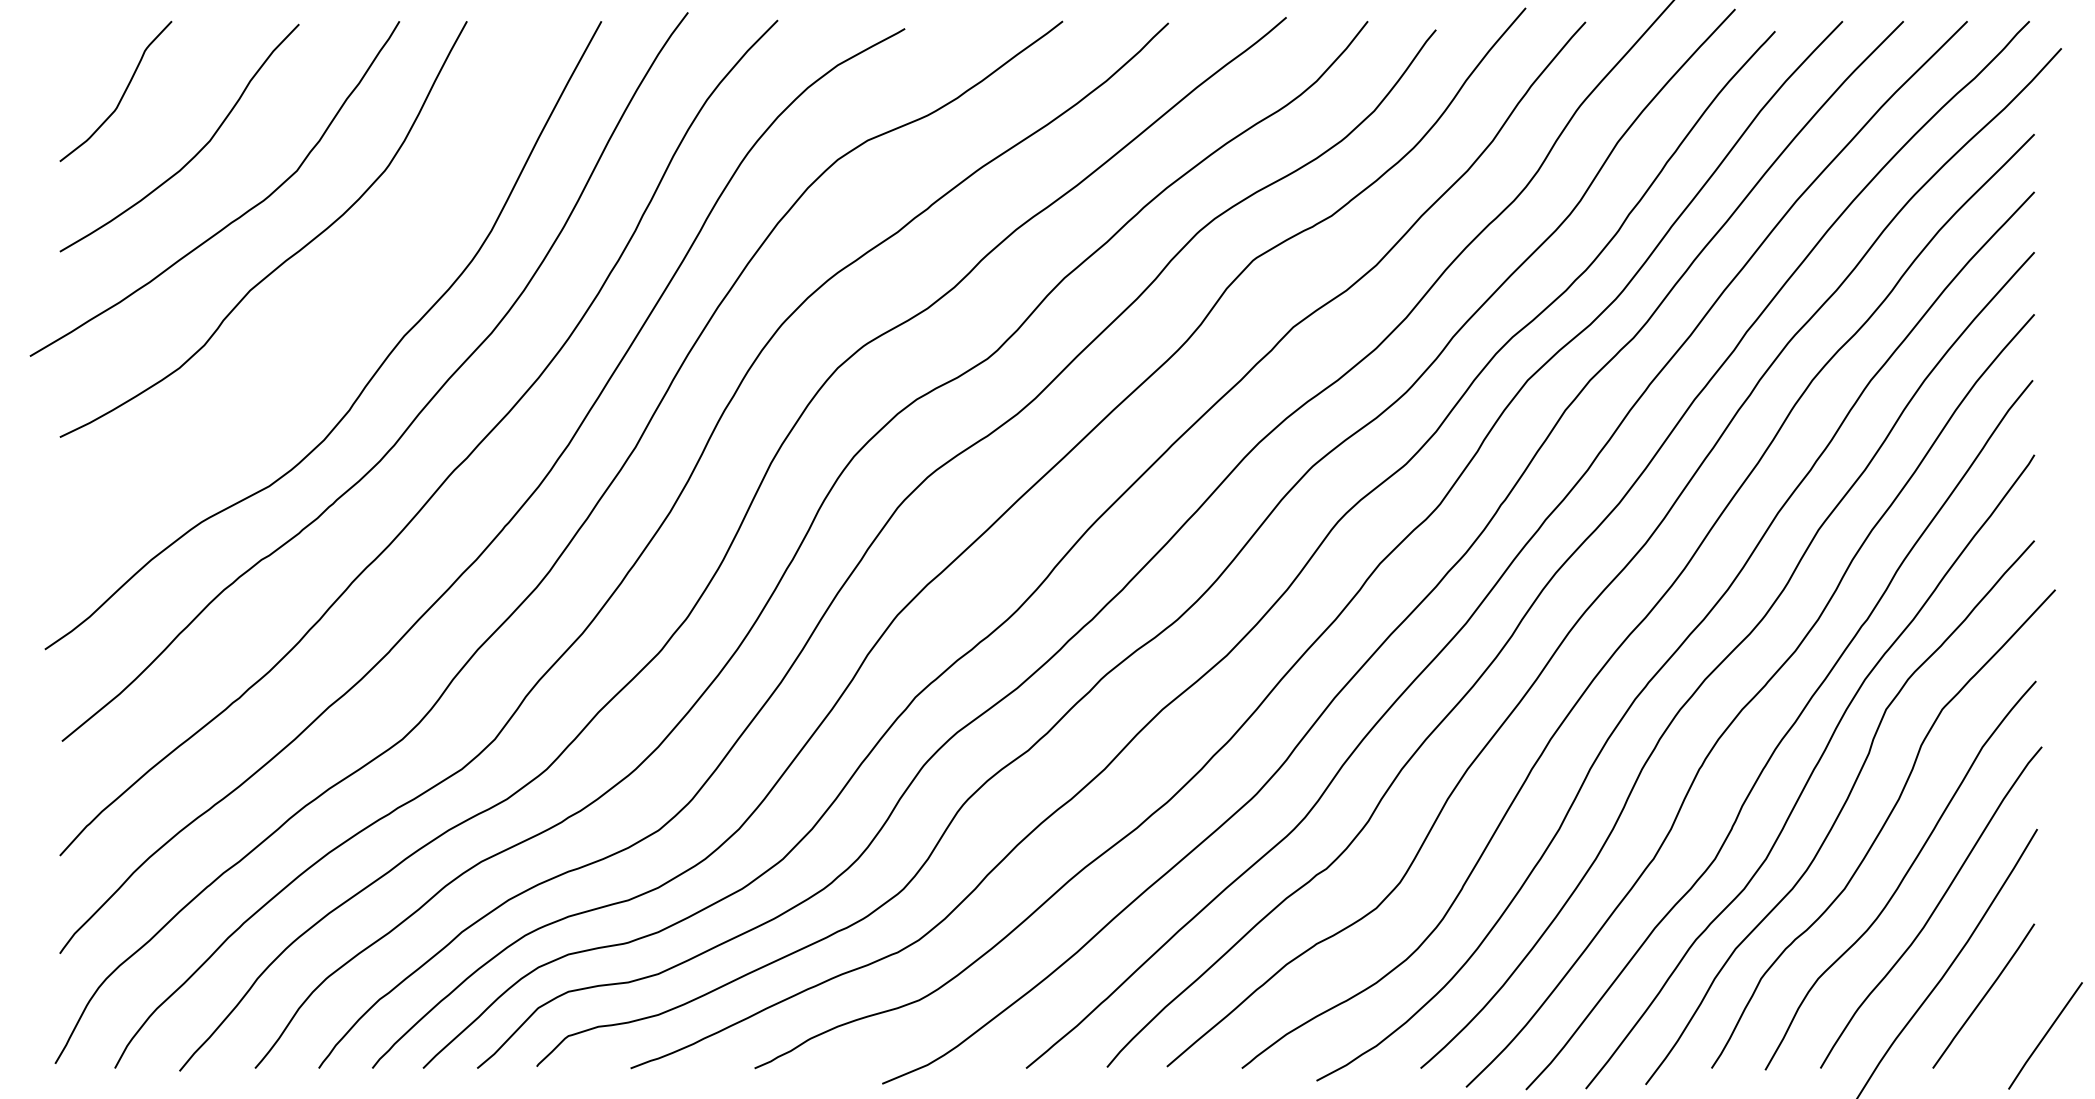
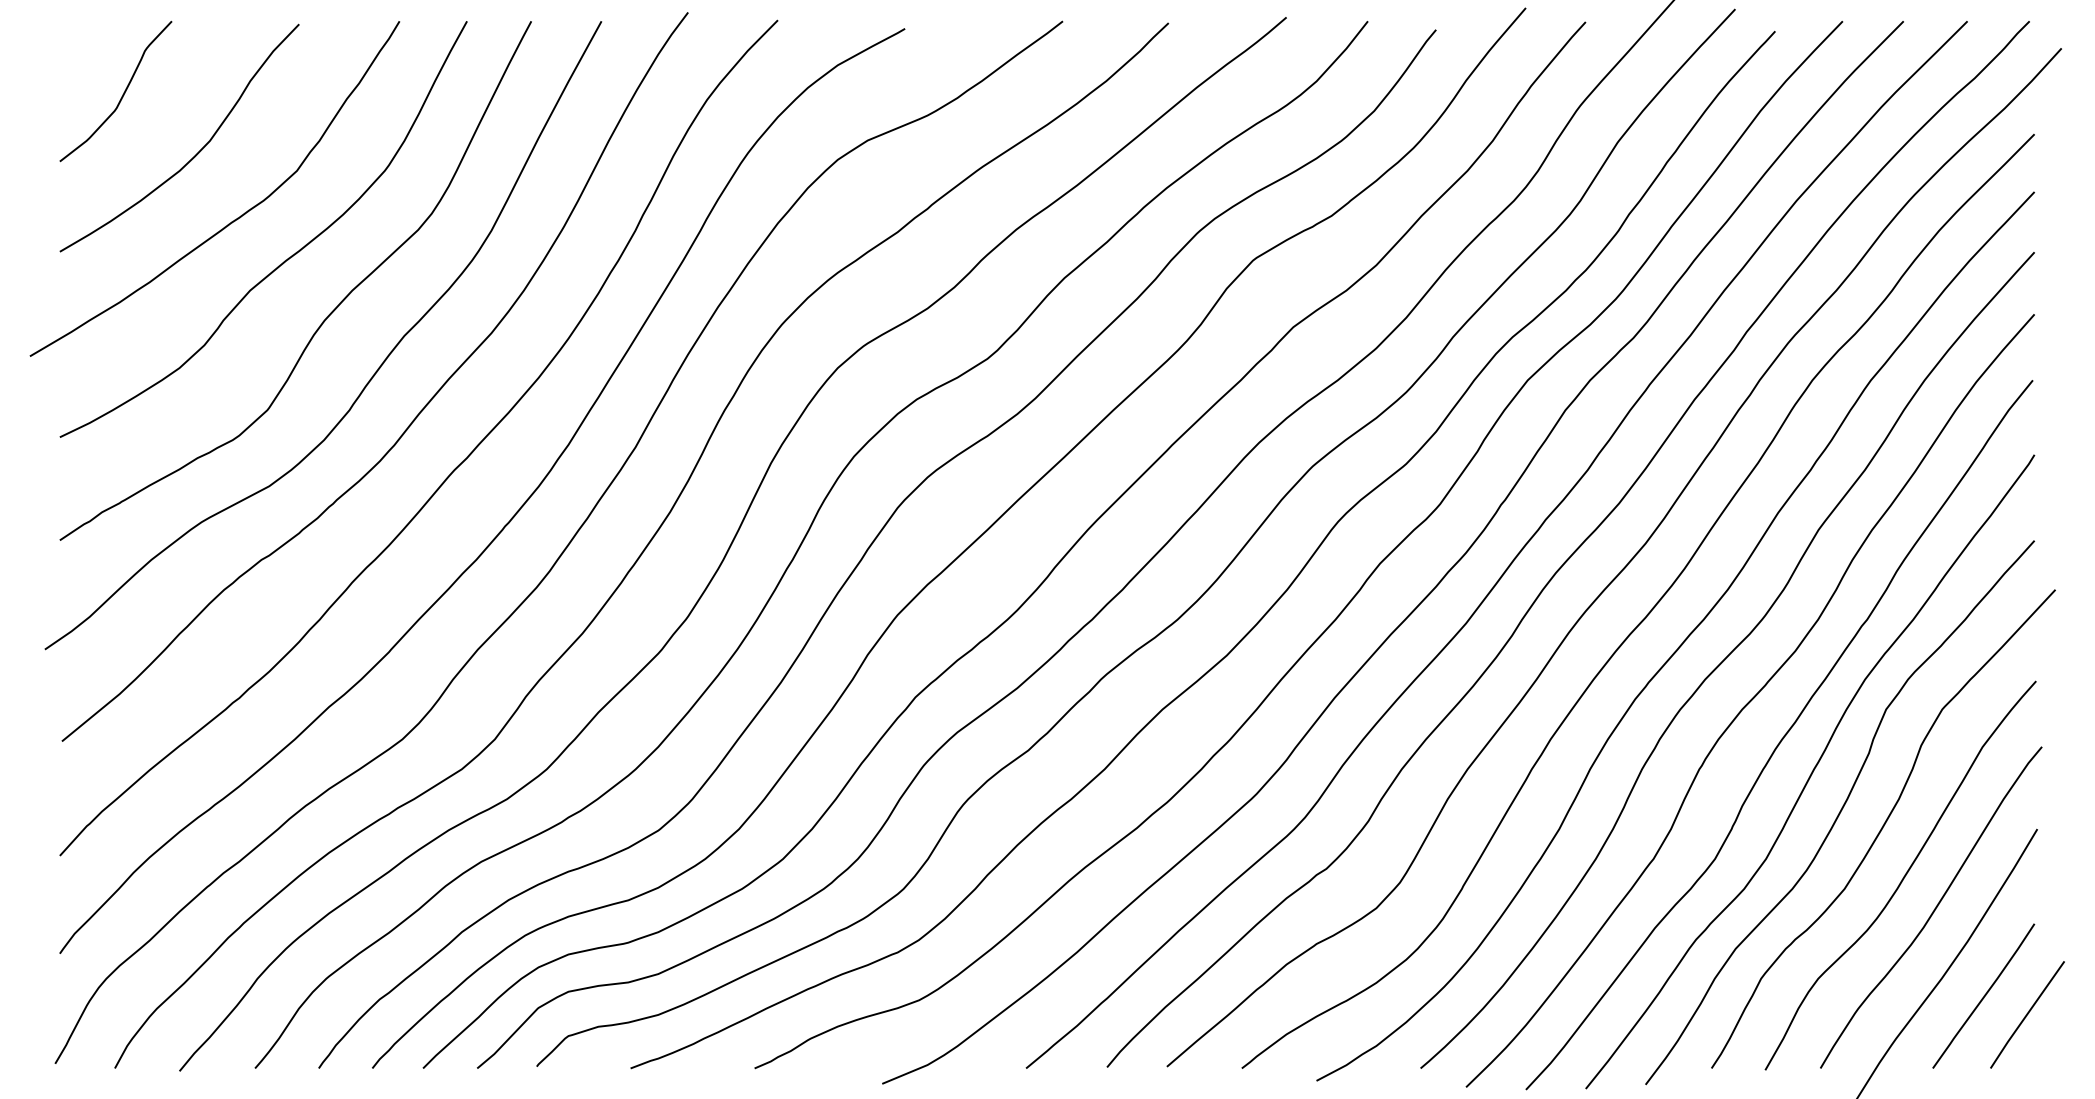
curve: none -> present (329, 313)
line position: (2045, 1035) -> (2027, 1014) (2027, 1014)
